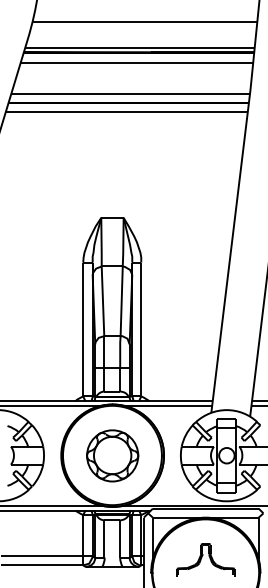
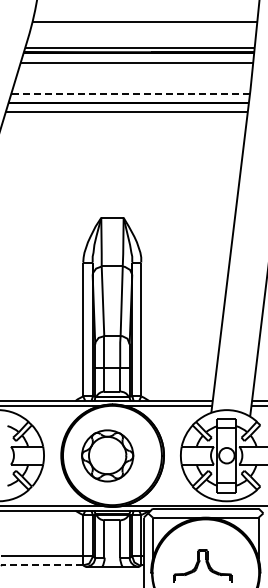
line: solid -> dashed (130, 93)
part position: (112, 455) -> (107, 455) (107, 455)
part position: (205, 559) -> (202, 565) (202, 565)
line: solid -> dashed (41, 565)
